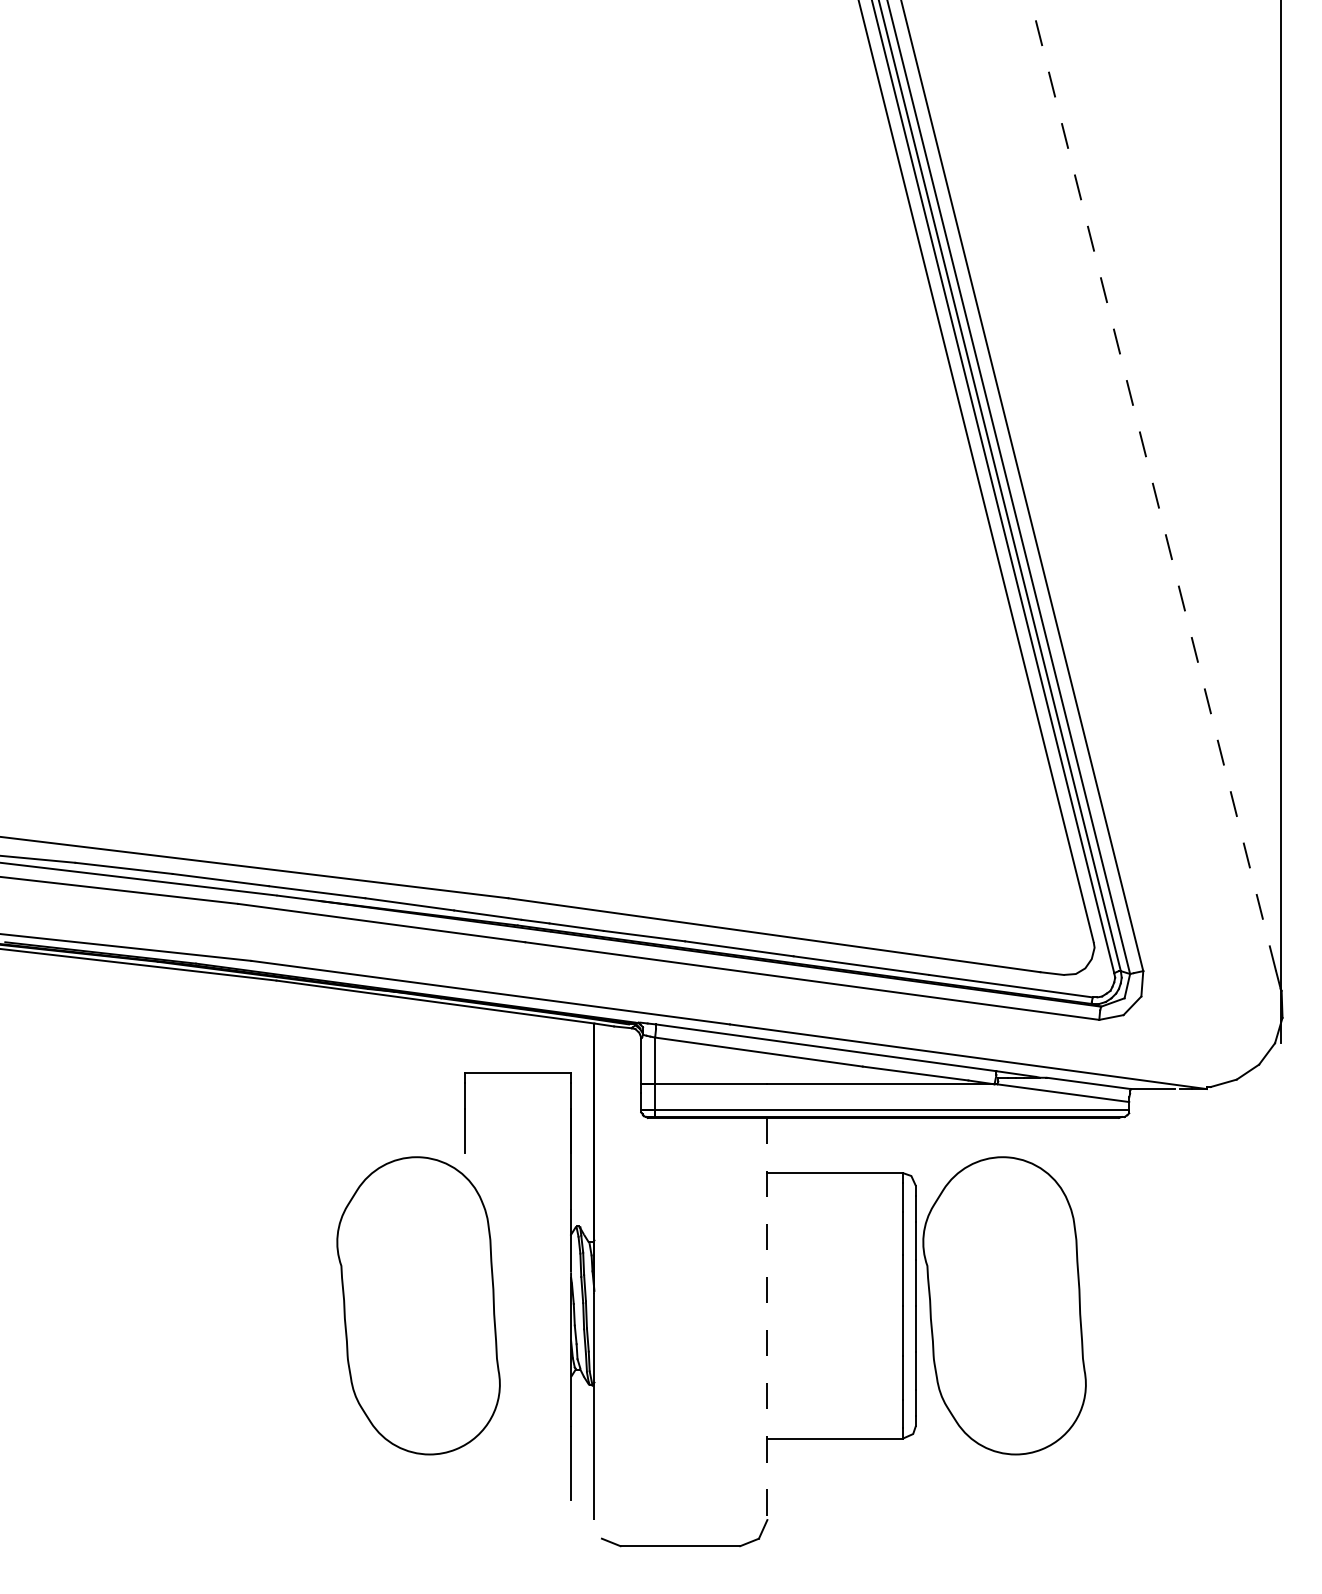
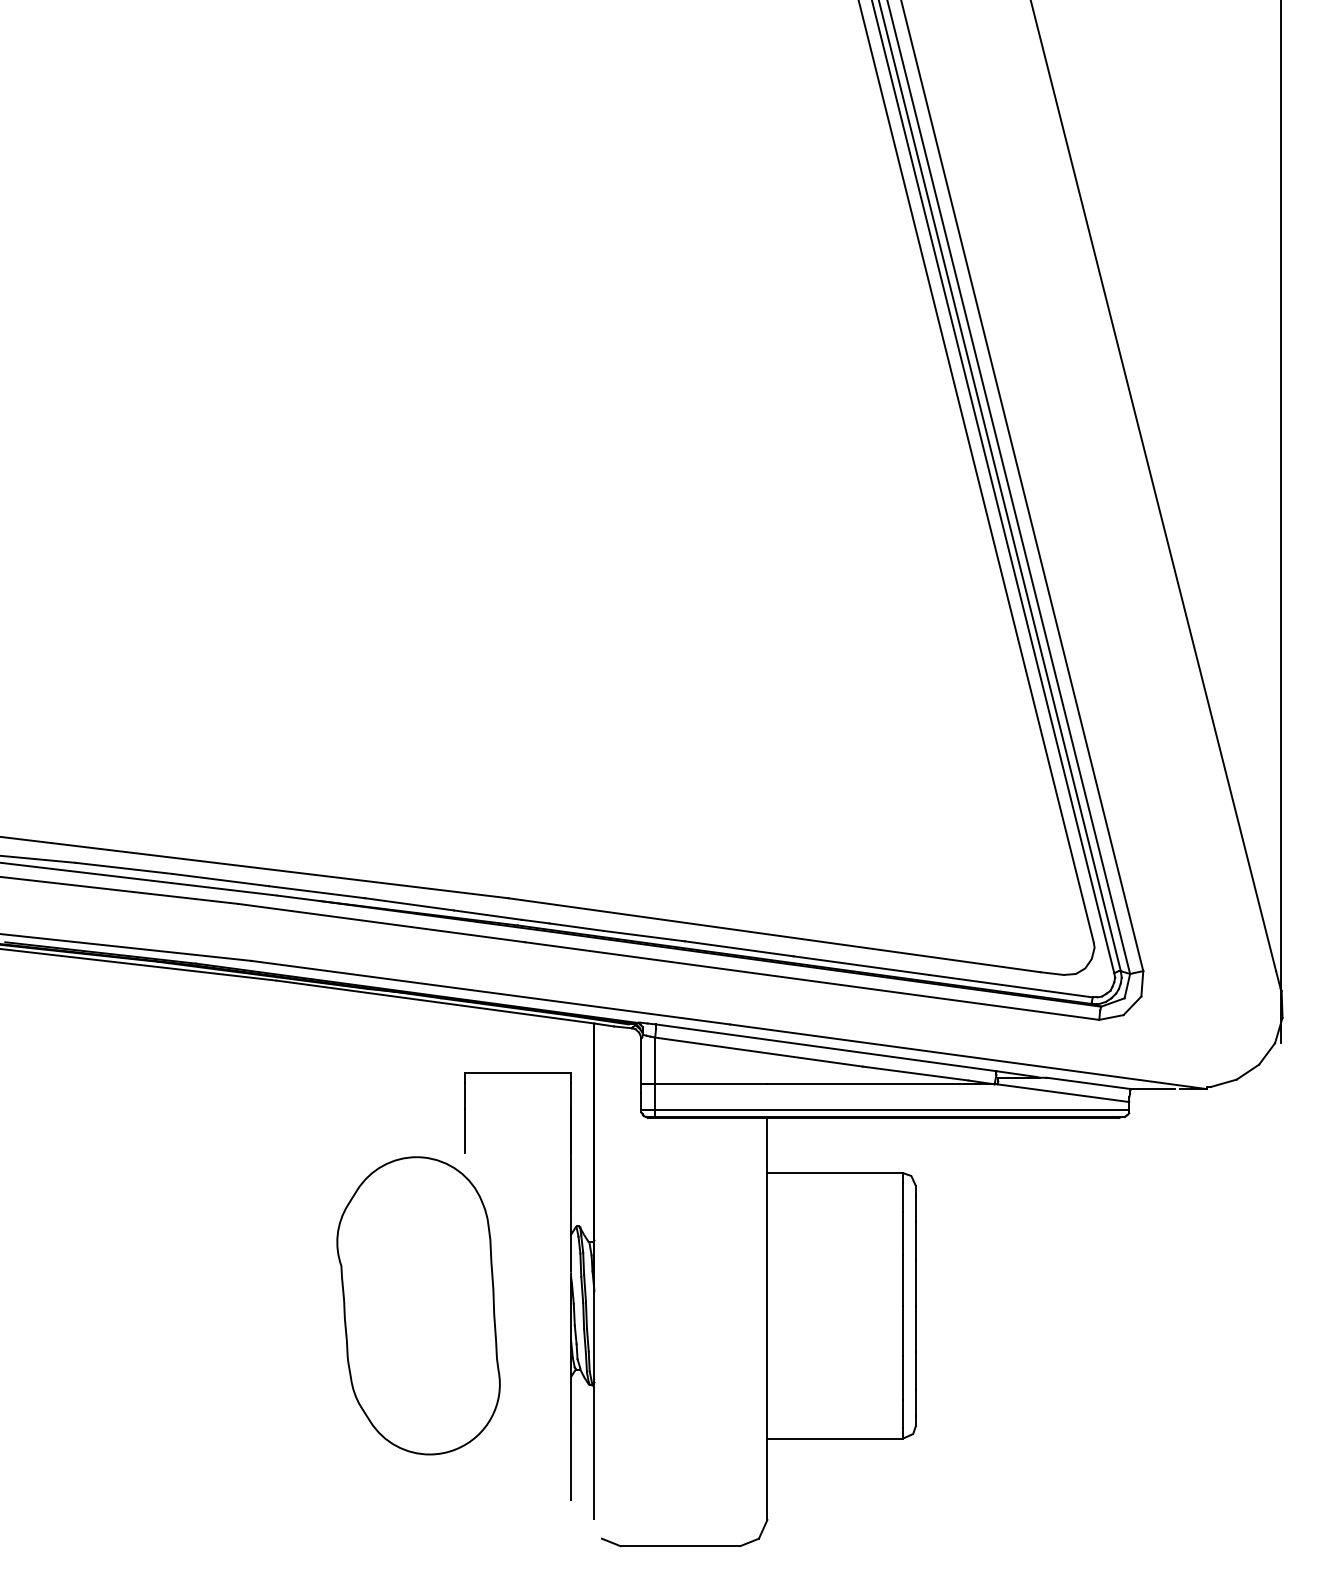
line: dashed -> solid (1153, 485)
part: present -> none (1004, 1305)
line: dashed -> solid (767, 1318)
